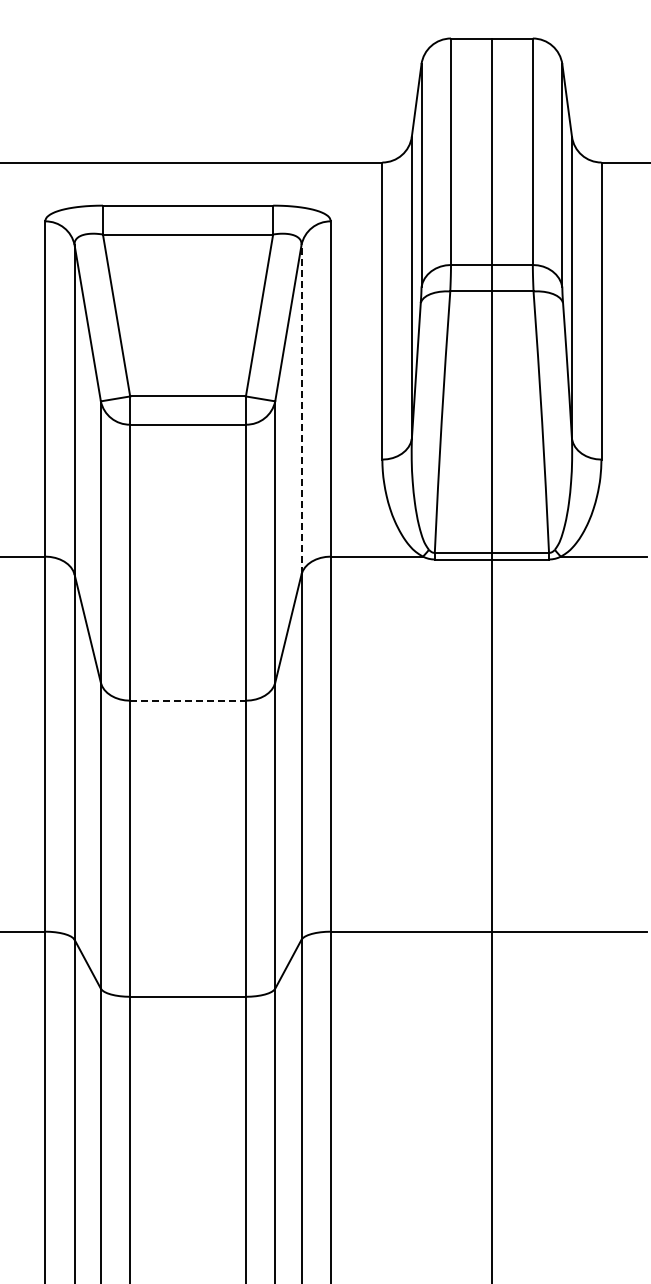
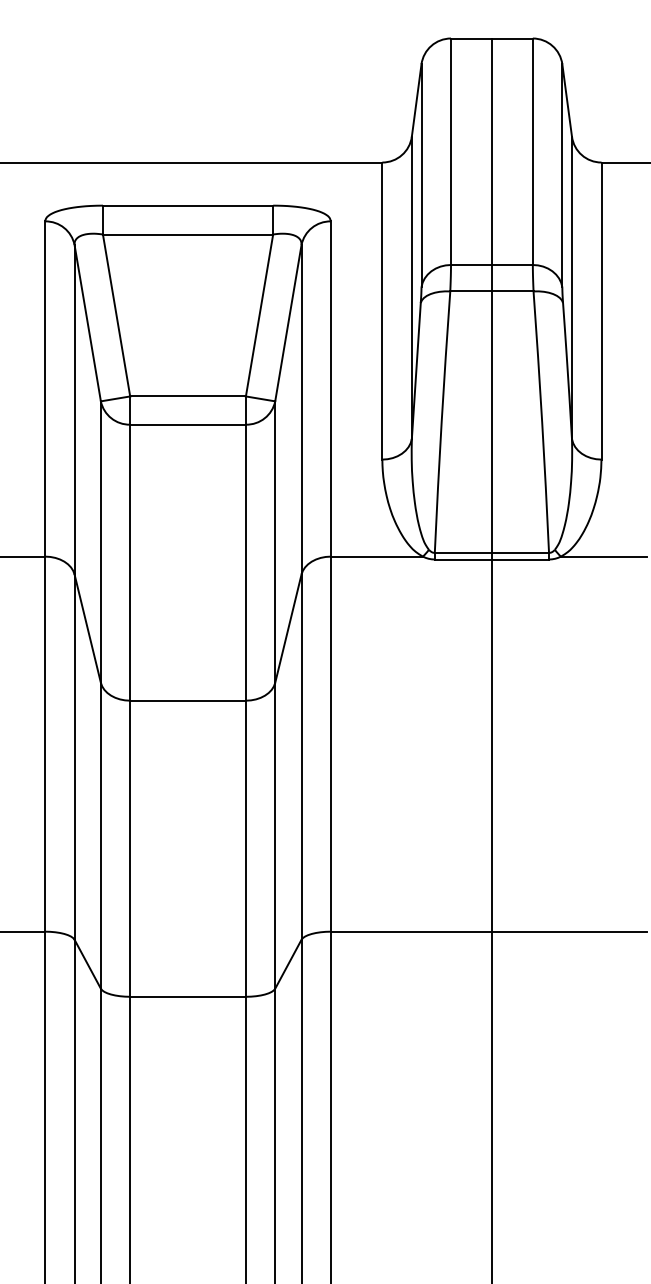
line: dashed -> solid (301, 409)
line: dashed -> solid (188, 700)
